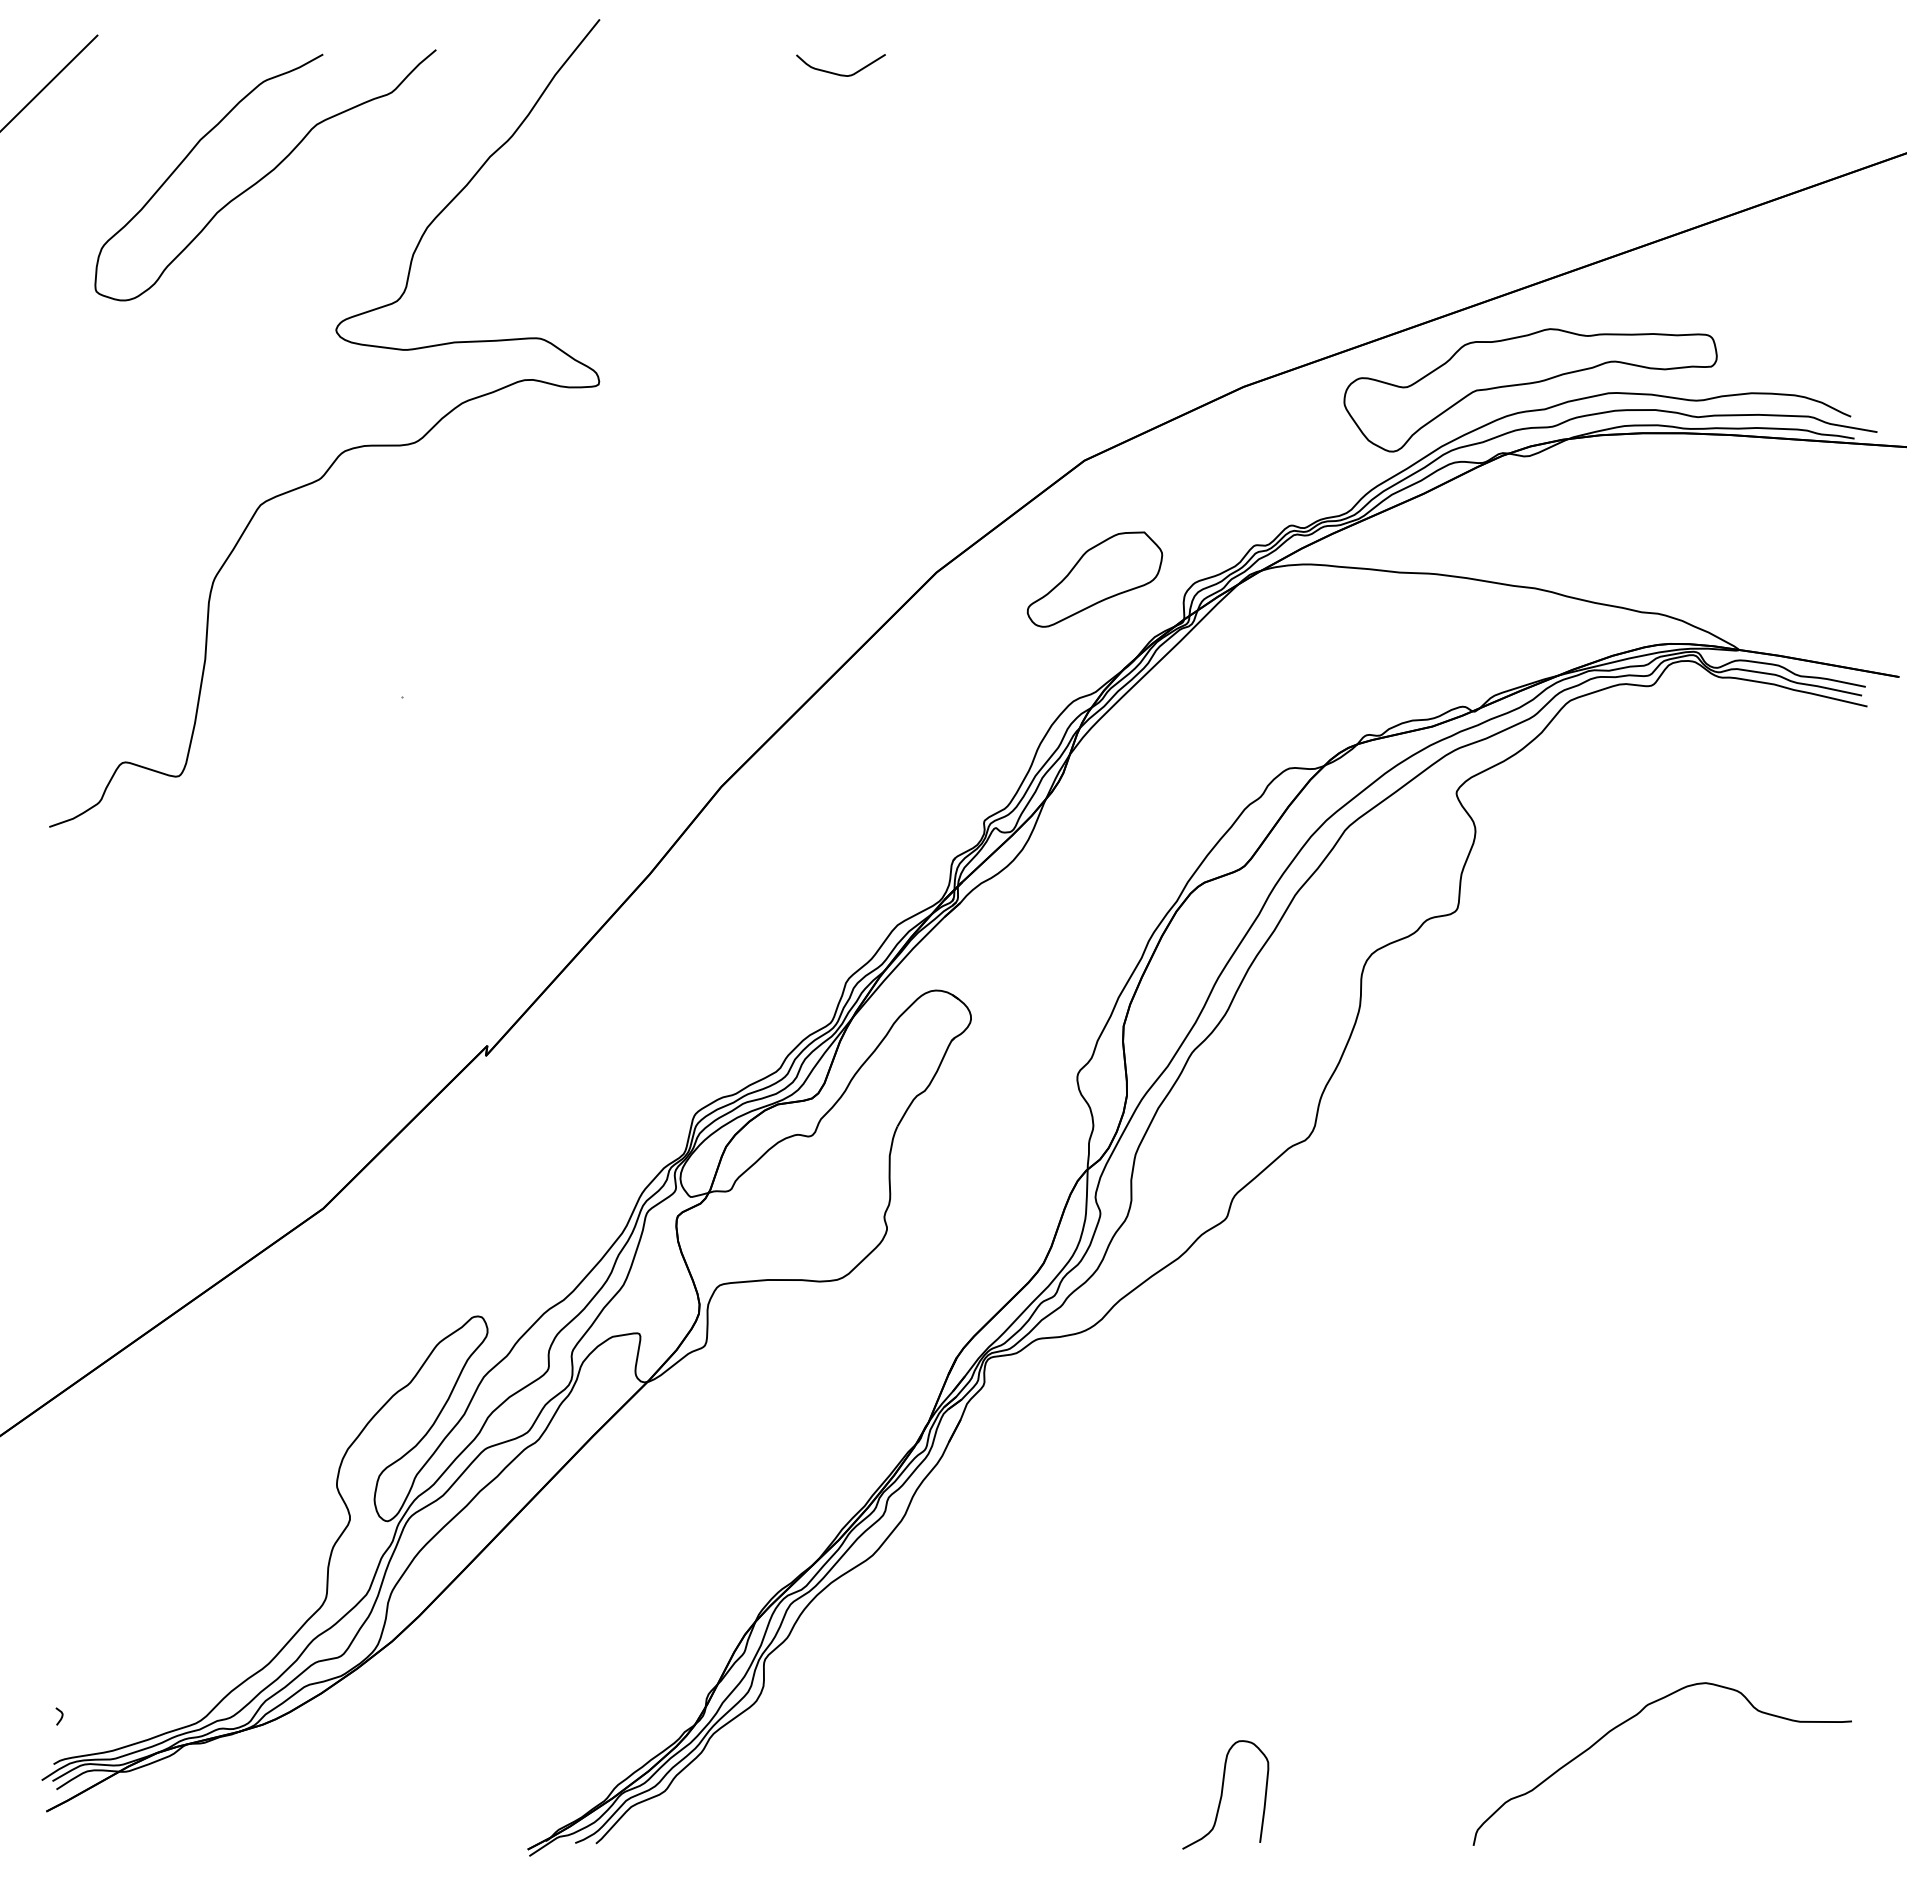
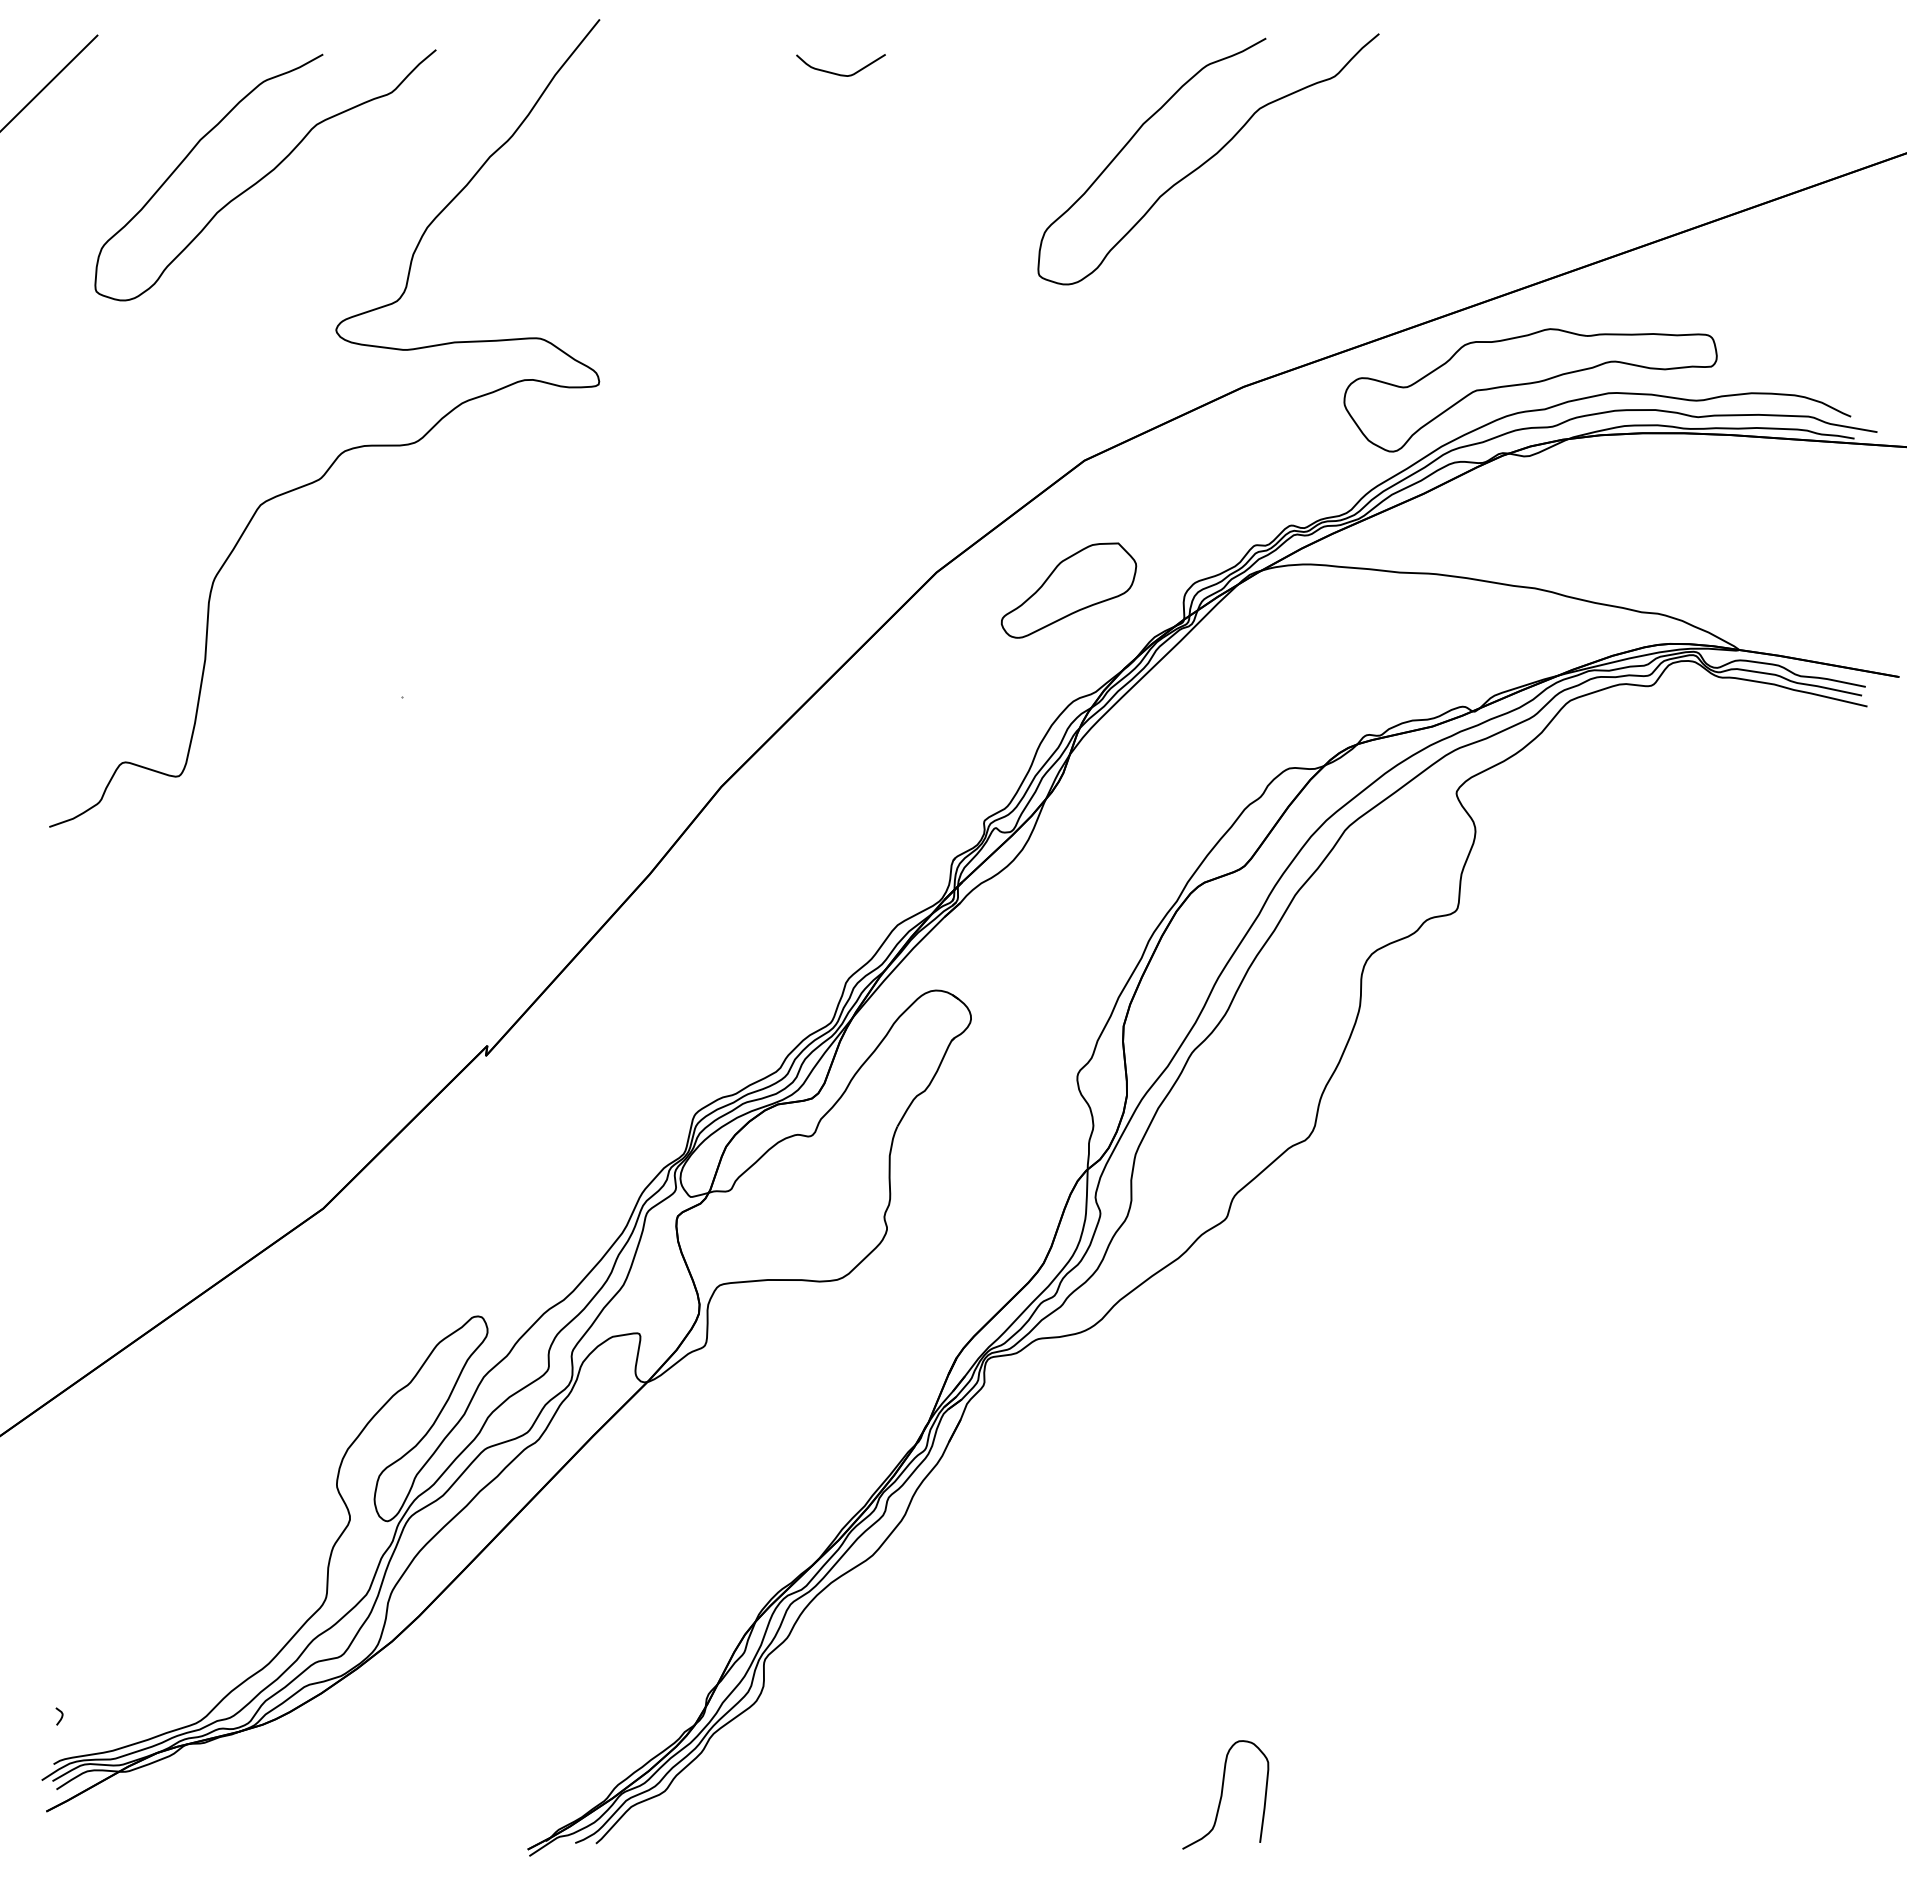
curve: none -> present (1208, 159)
part position: (1094, 579) -> (1068, 590) (1068, 590)
curve: present -> none (1634, 1717)
